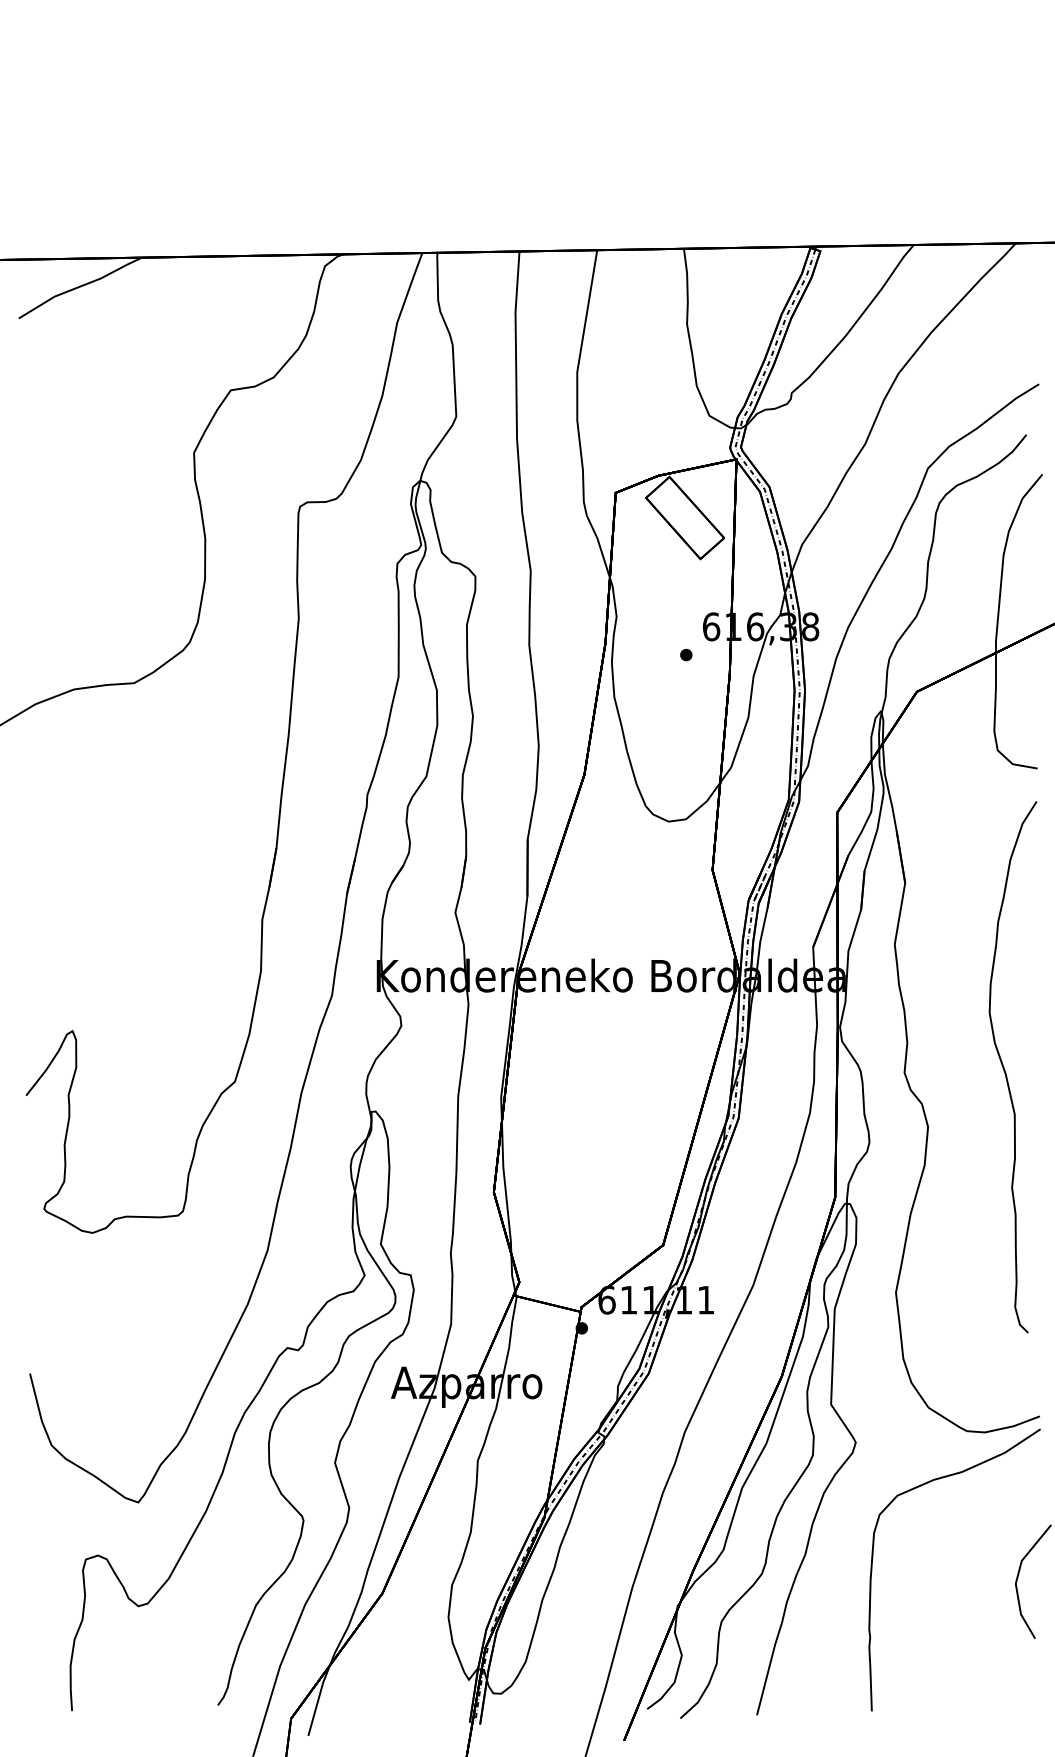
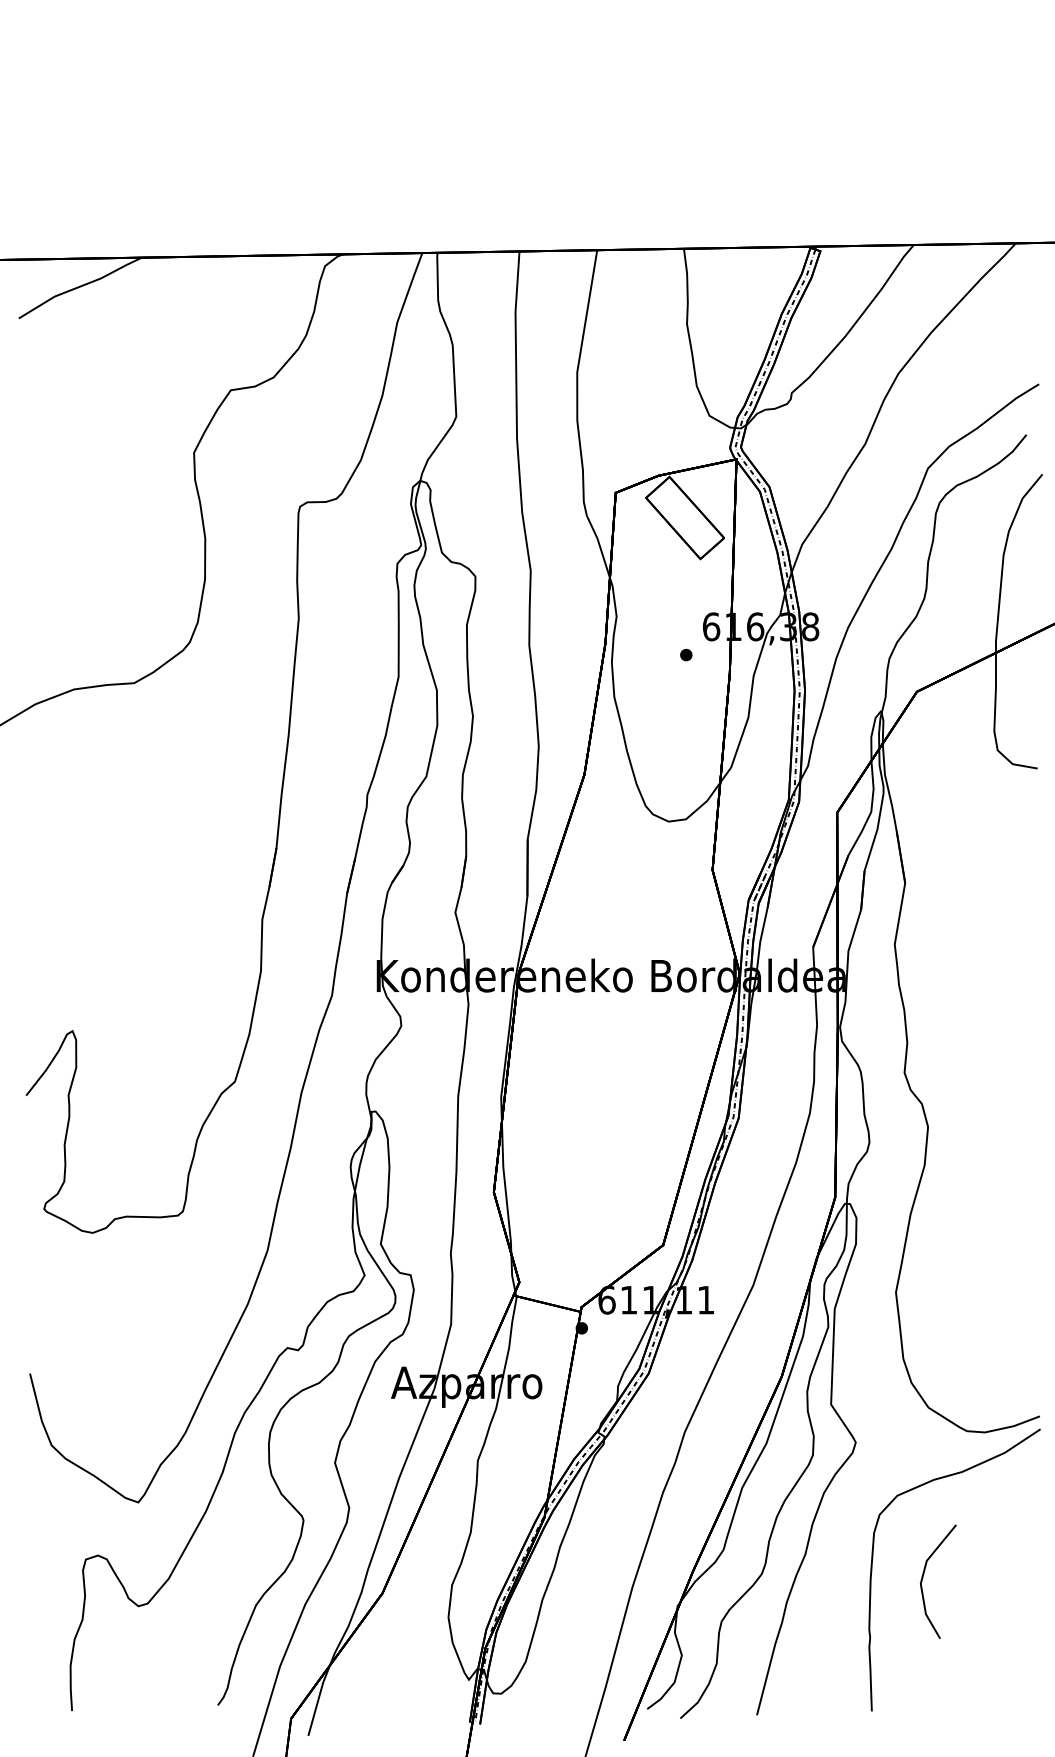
curve: present -> none (1005, 1069)
line position: (1018, 1578) -> (923, 1578) (923, 1578)
